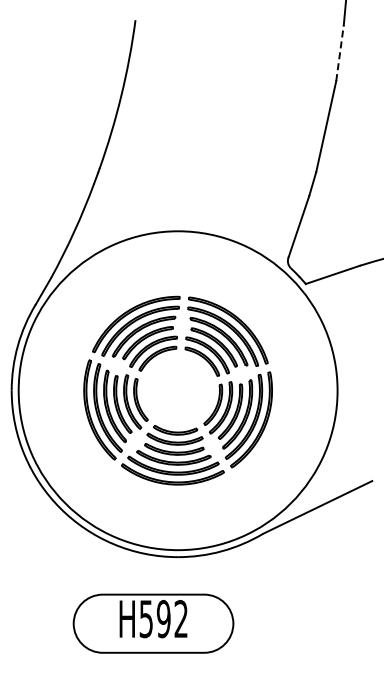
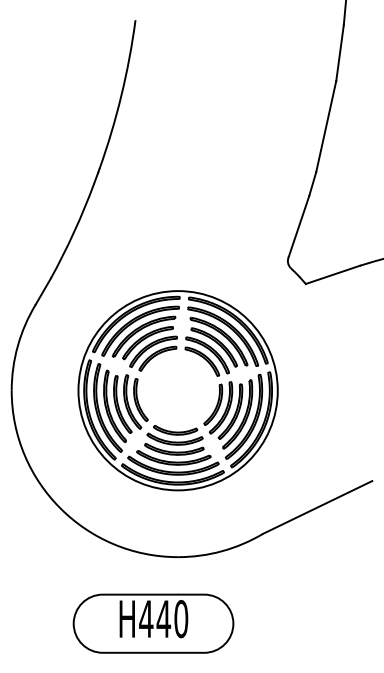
line: dashed -> solid (340, 52)
circle diameter: 319 px -> 199 px (177, 390)
text: H592 -> H440 (163, 619)
